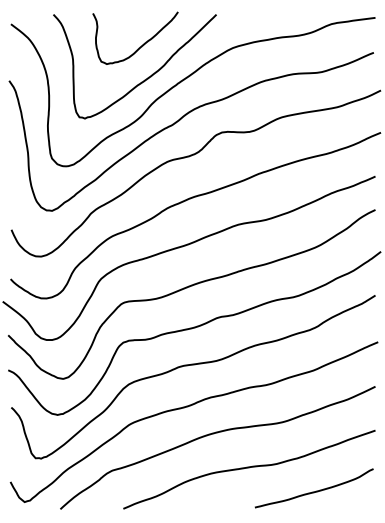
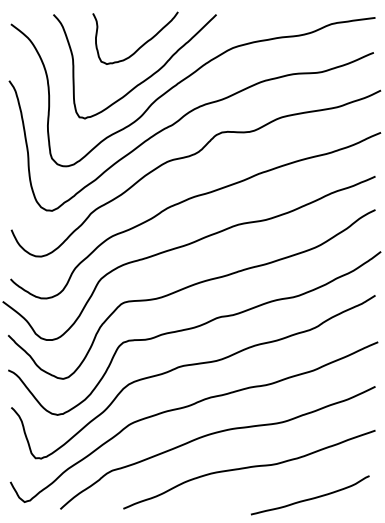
curve position: (313, 491) -> (309, 498) (309, 498)
